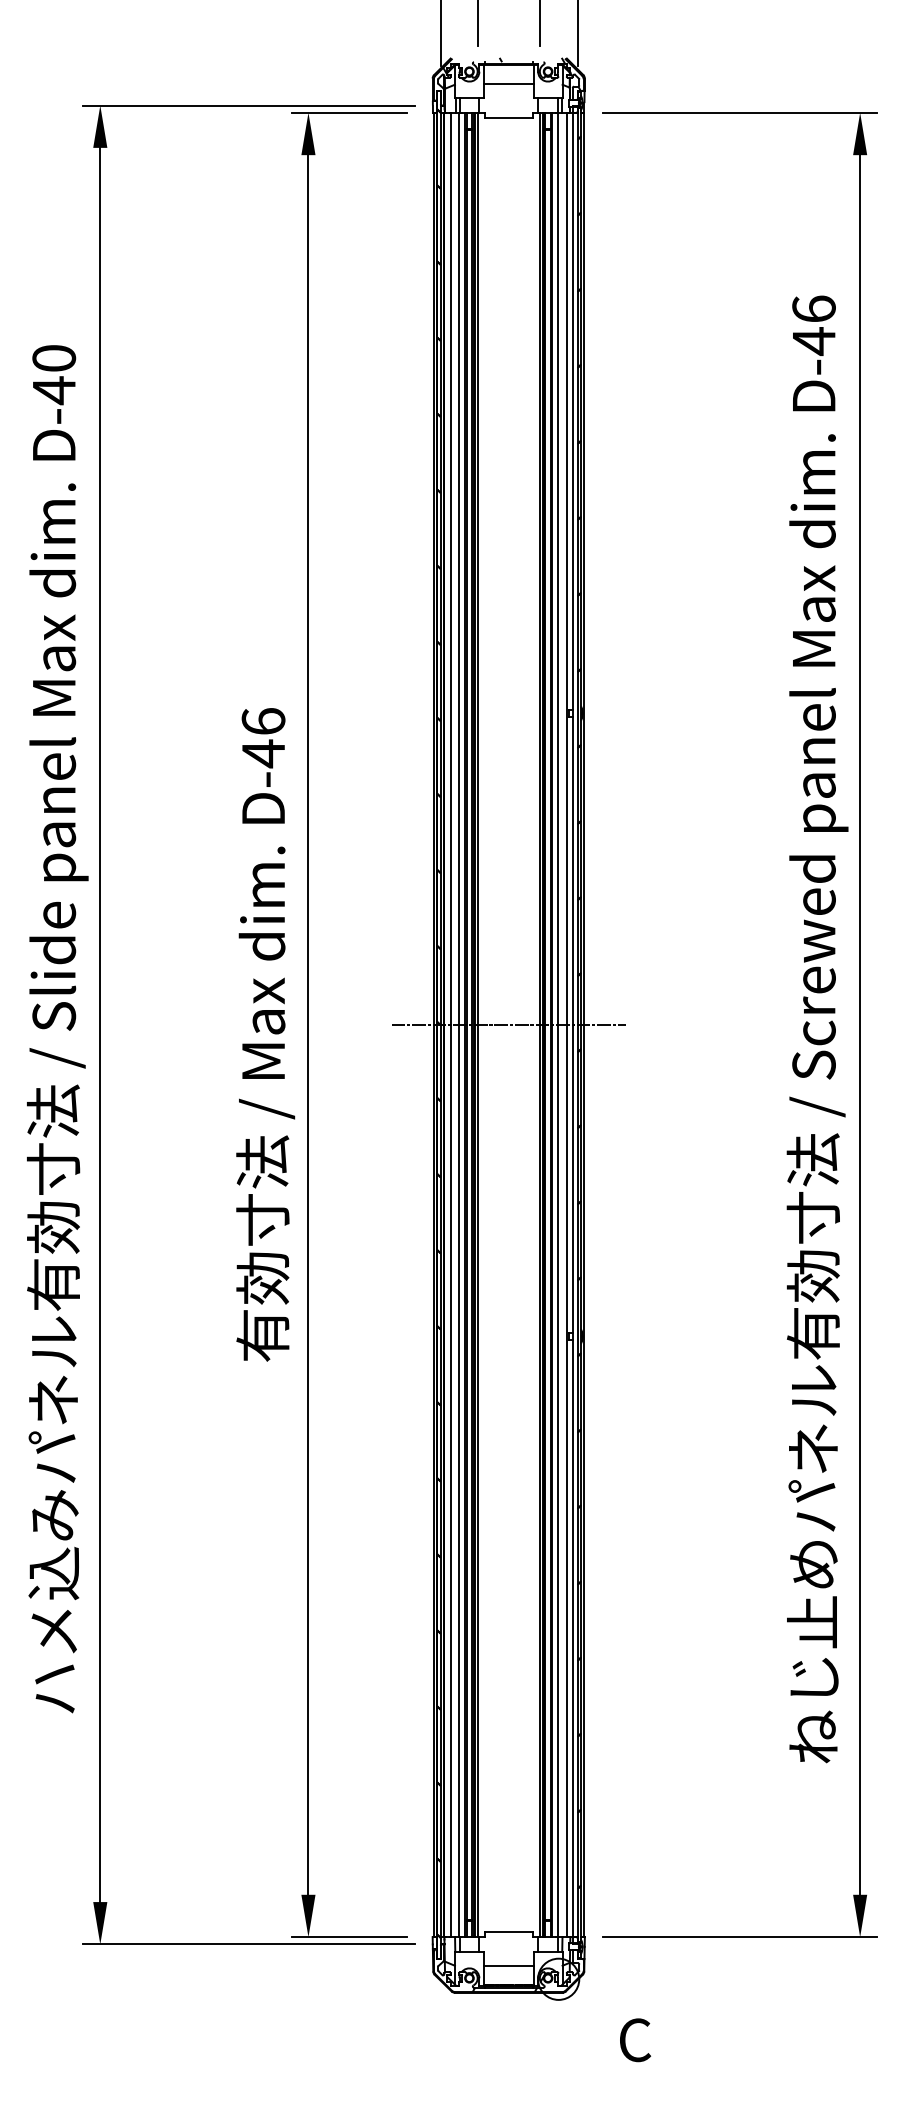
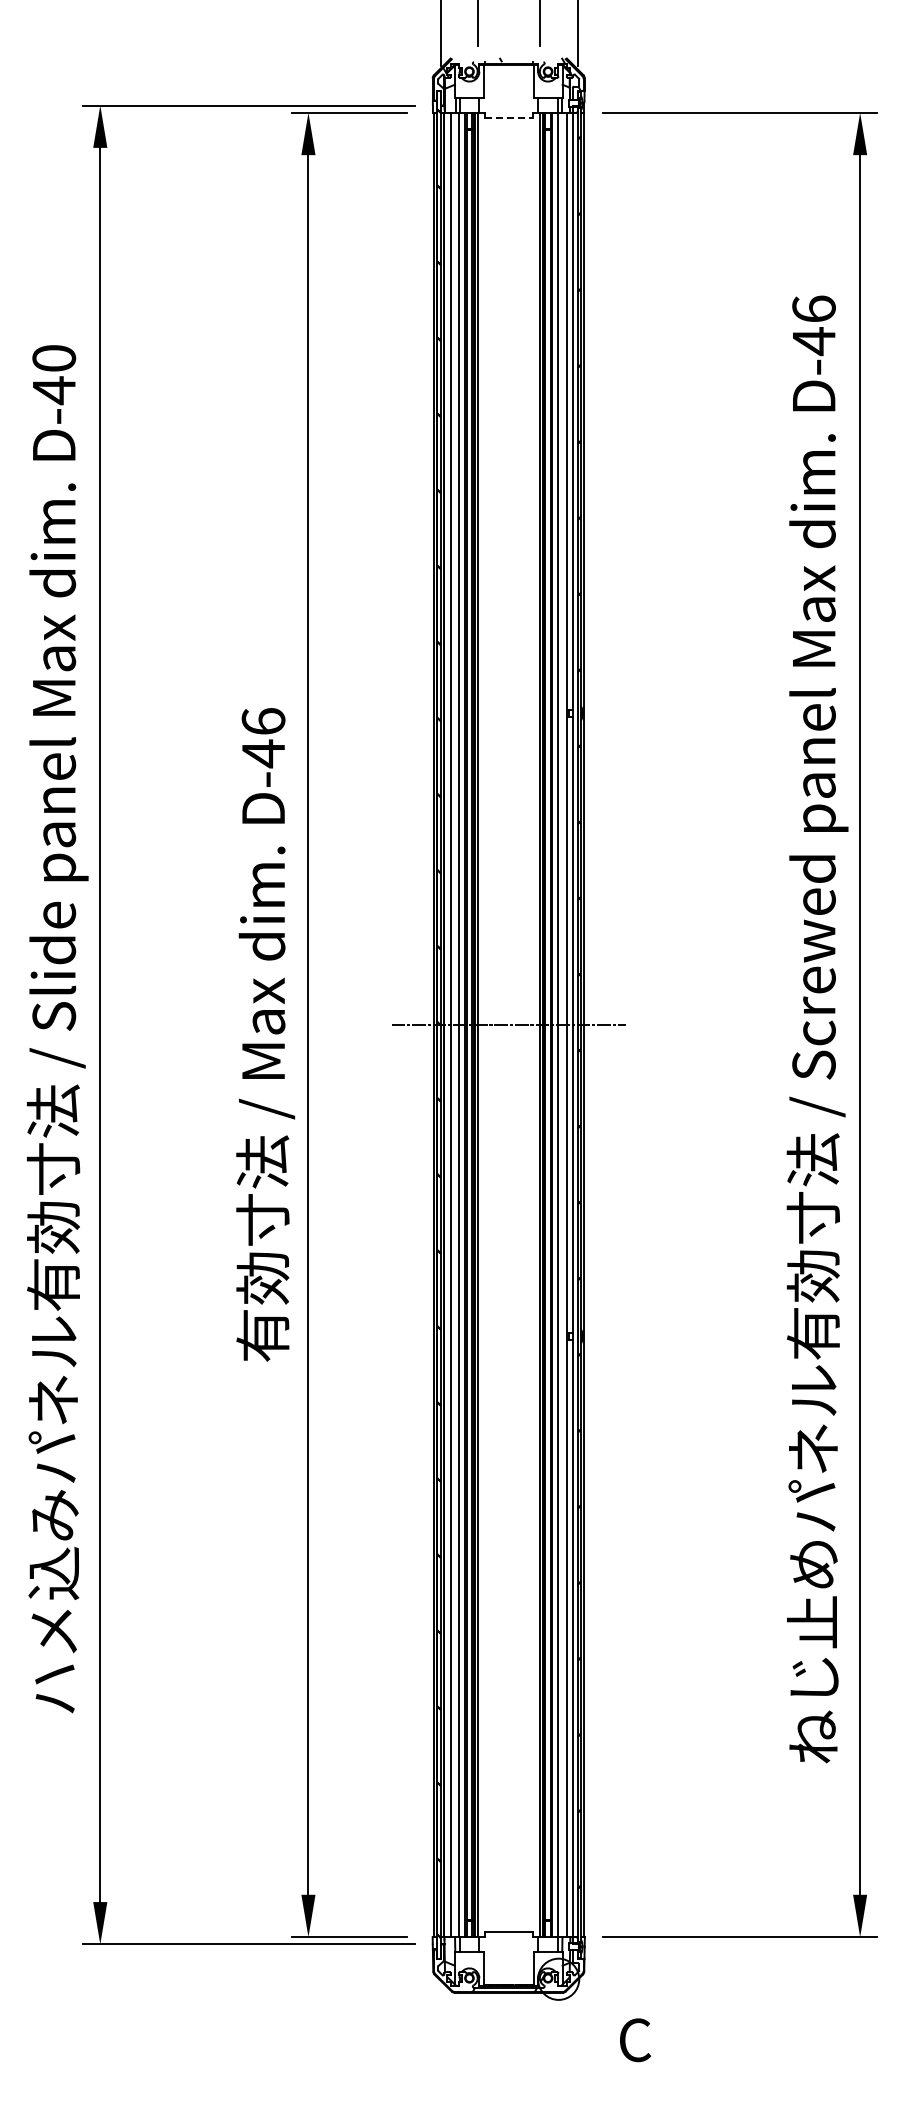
line: present -> none (508, 84)
line: solid -> dashed (509, 117)
line: present -> none (508, 1966)
